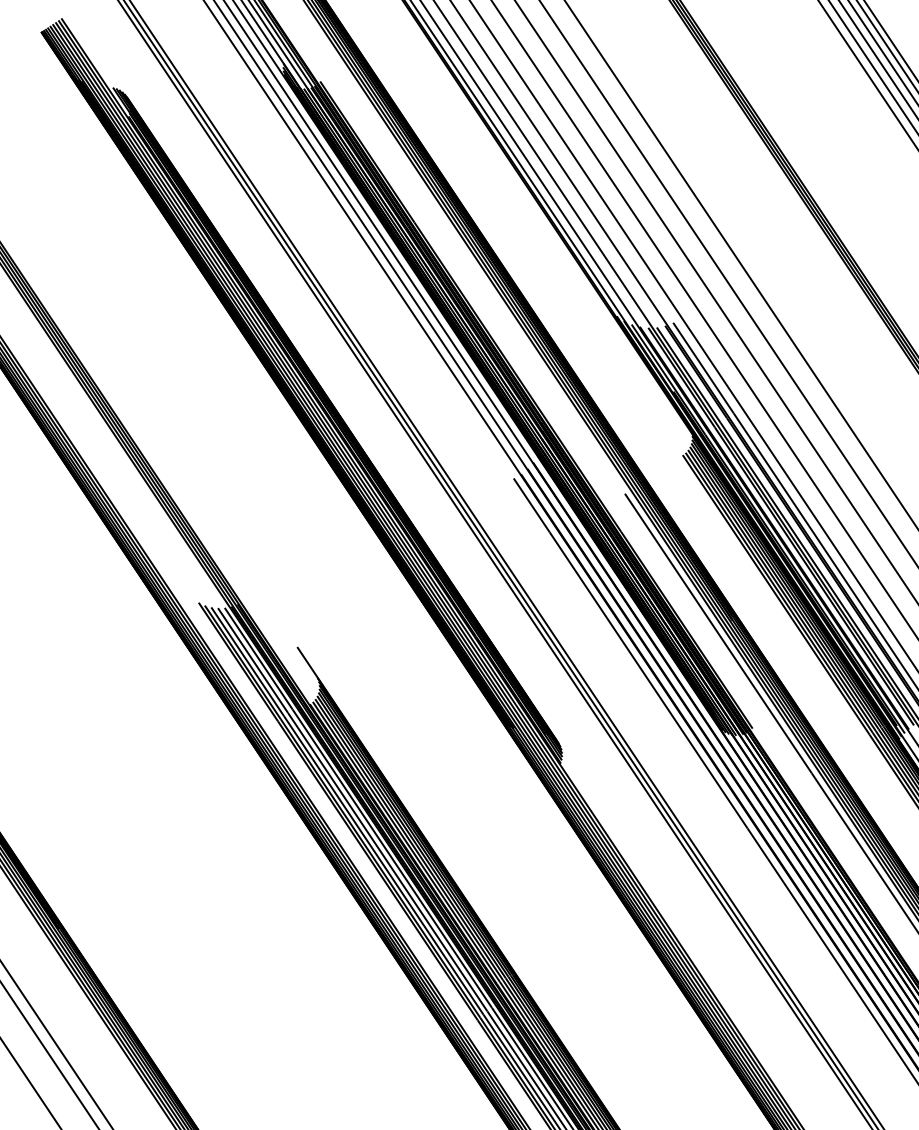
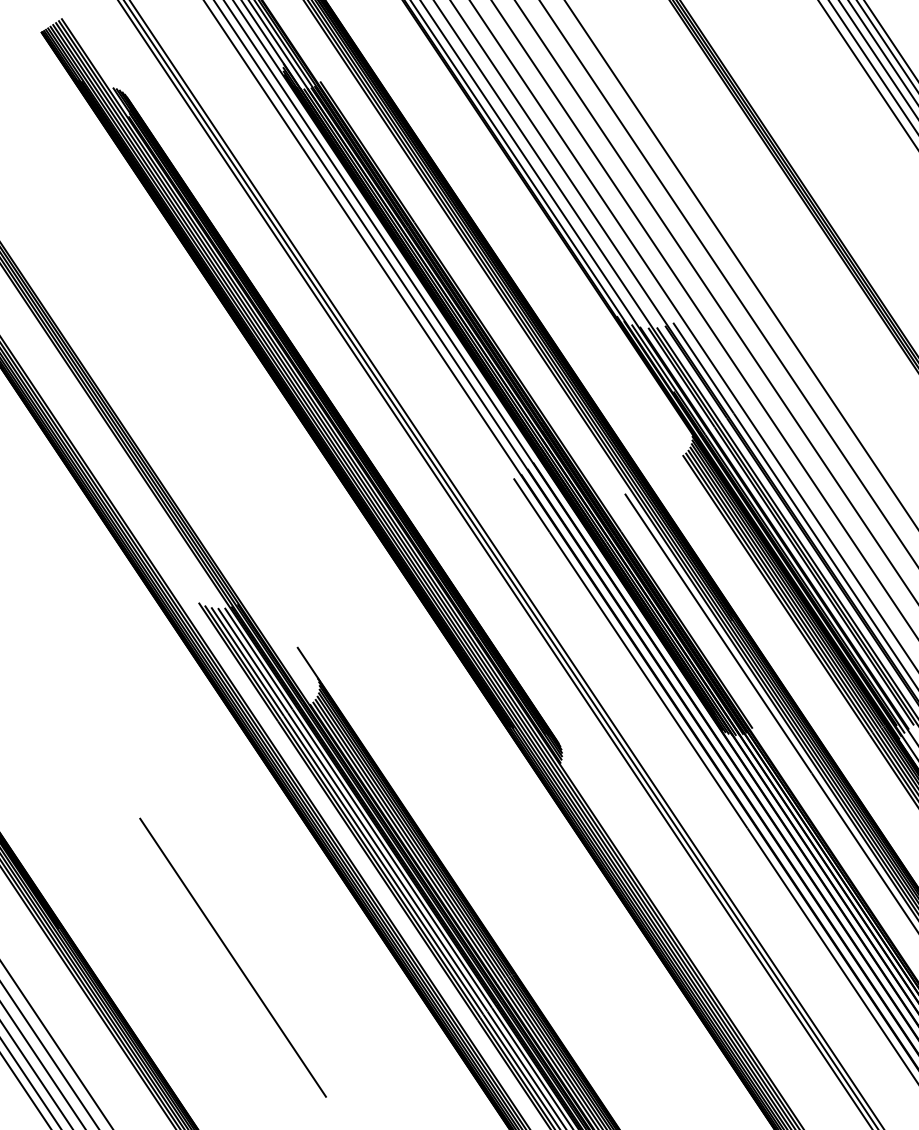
line: none -> present (232, 957)
line: none -> present (42, 1065)
line: none -> present (36, 1074)
line: none -> present (25, 1091)
